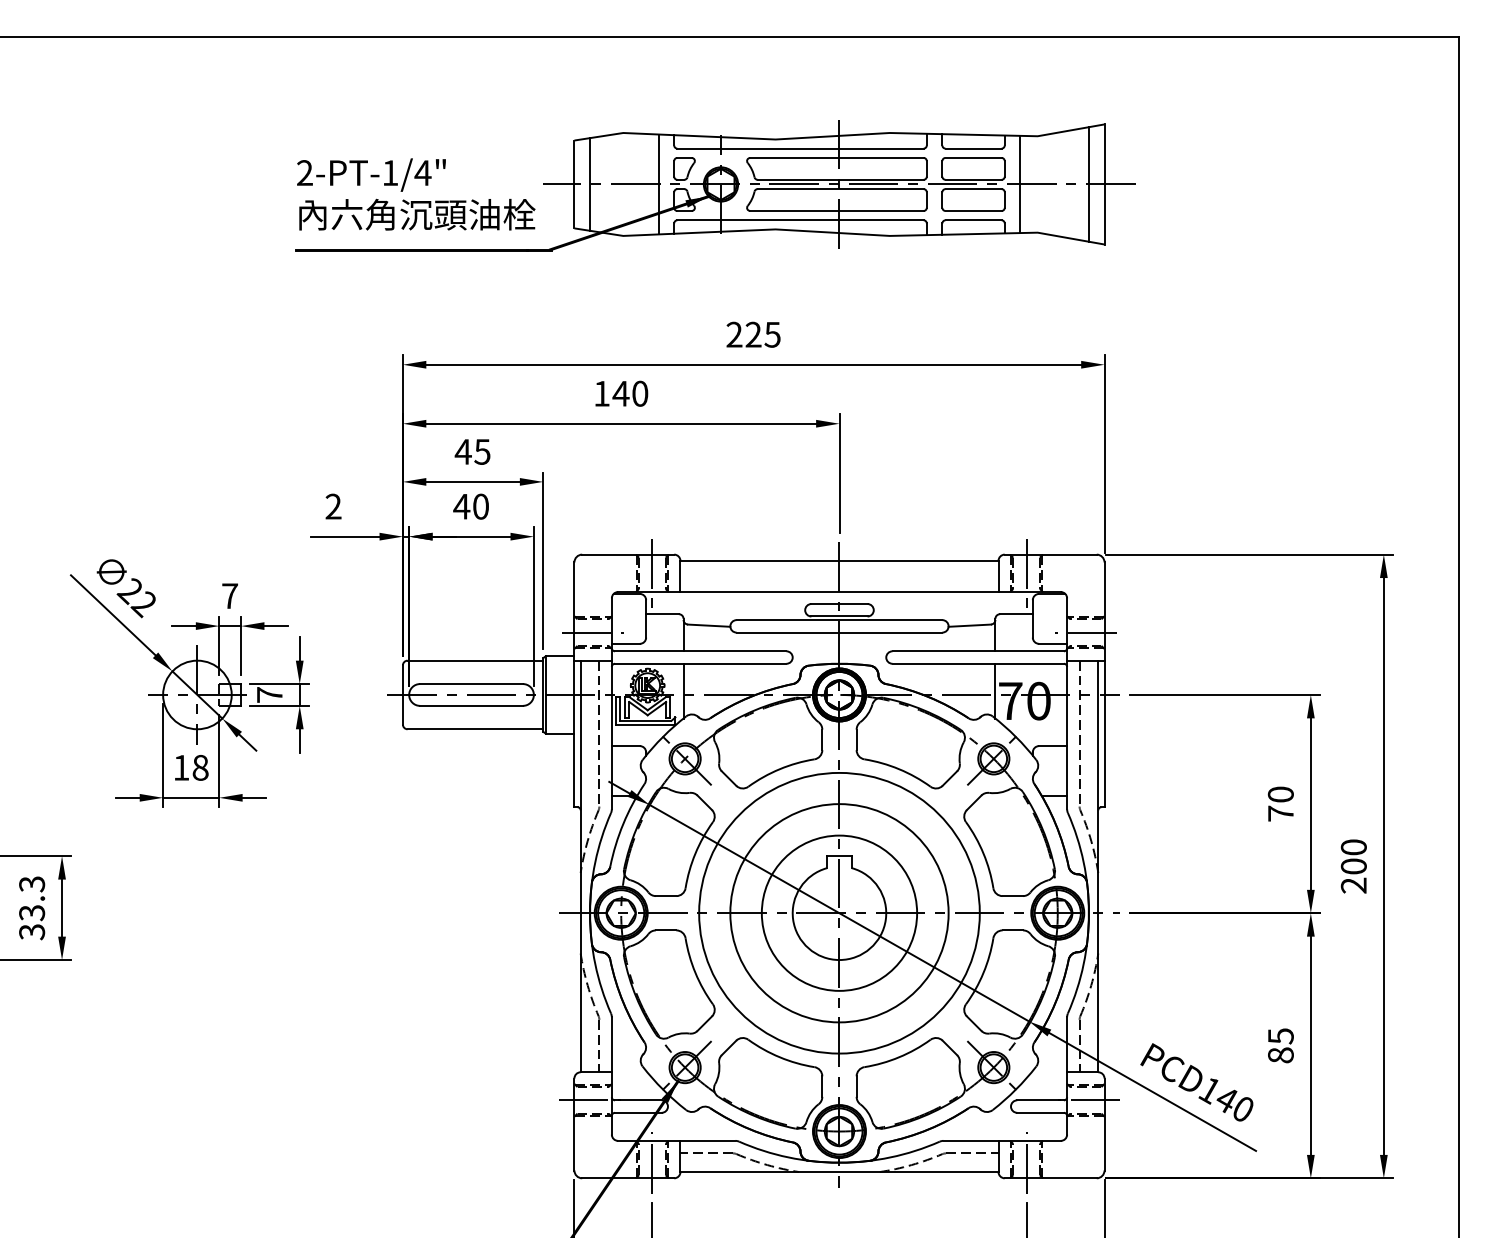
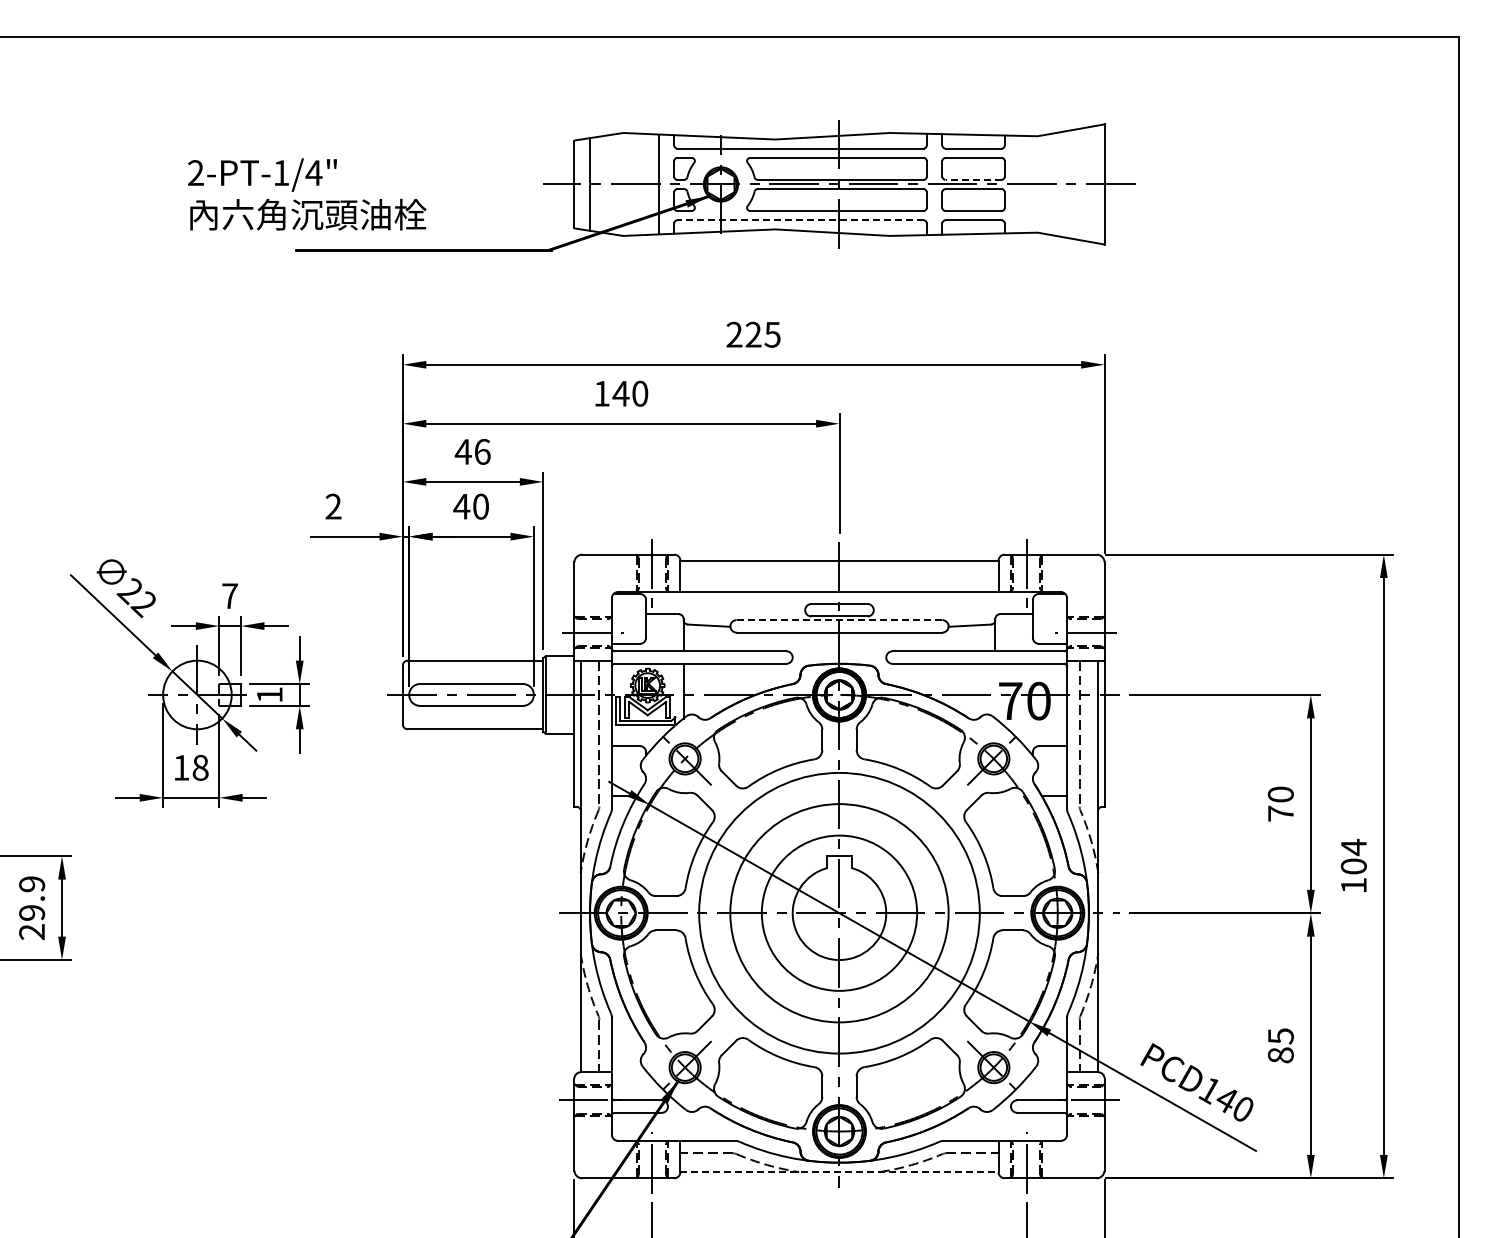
line: solid -> dashed (973, 179)
line: present -> none (1020, 184)
line: present -> none (1088, 184)
text position: (416, 194) -> (307, 194) (307, 194)
line: solid -> dashed (800, 220)
text: 45 -> 46 (482, 451)
line: solid -> dashed (839, 620)
line: present -> none (995, 690)
text: 7 -> 1 (269, 694)
text: 200 -> 104 (1353, 865)
text: 33.3 -> 29.9 (32, 908)
line: solid -> dashed (839, 1172)
